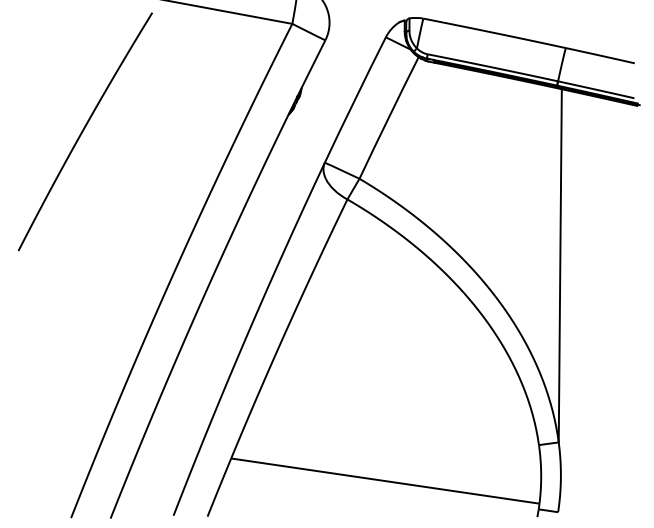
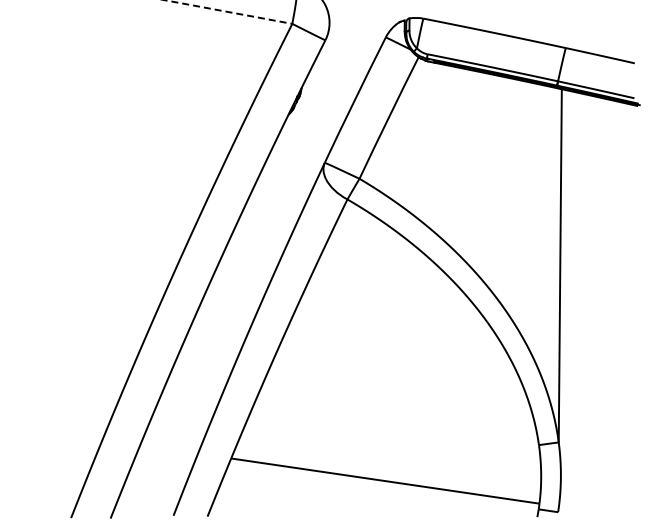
line: solid -> dashed (228, 12)
curve: present -> none (84, 130)
